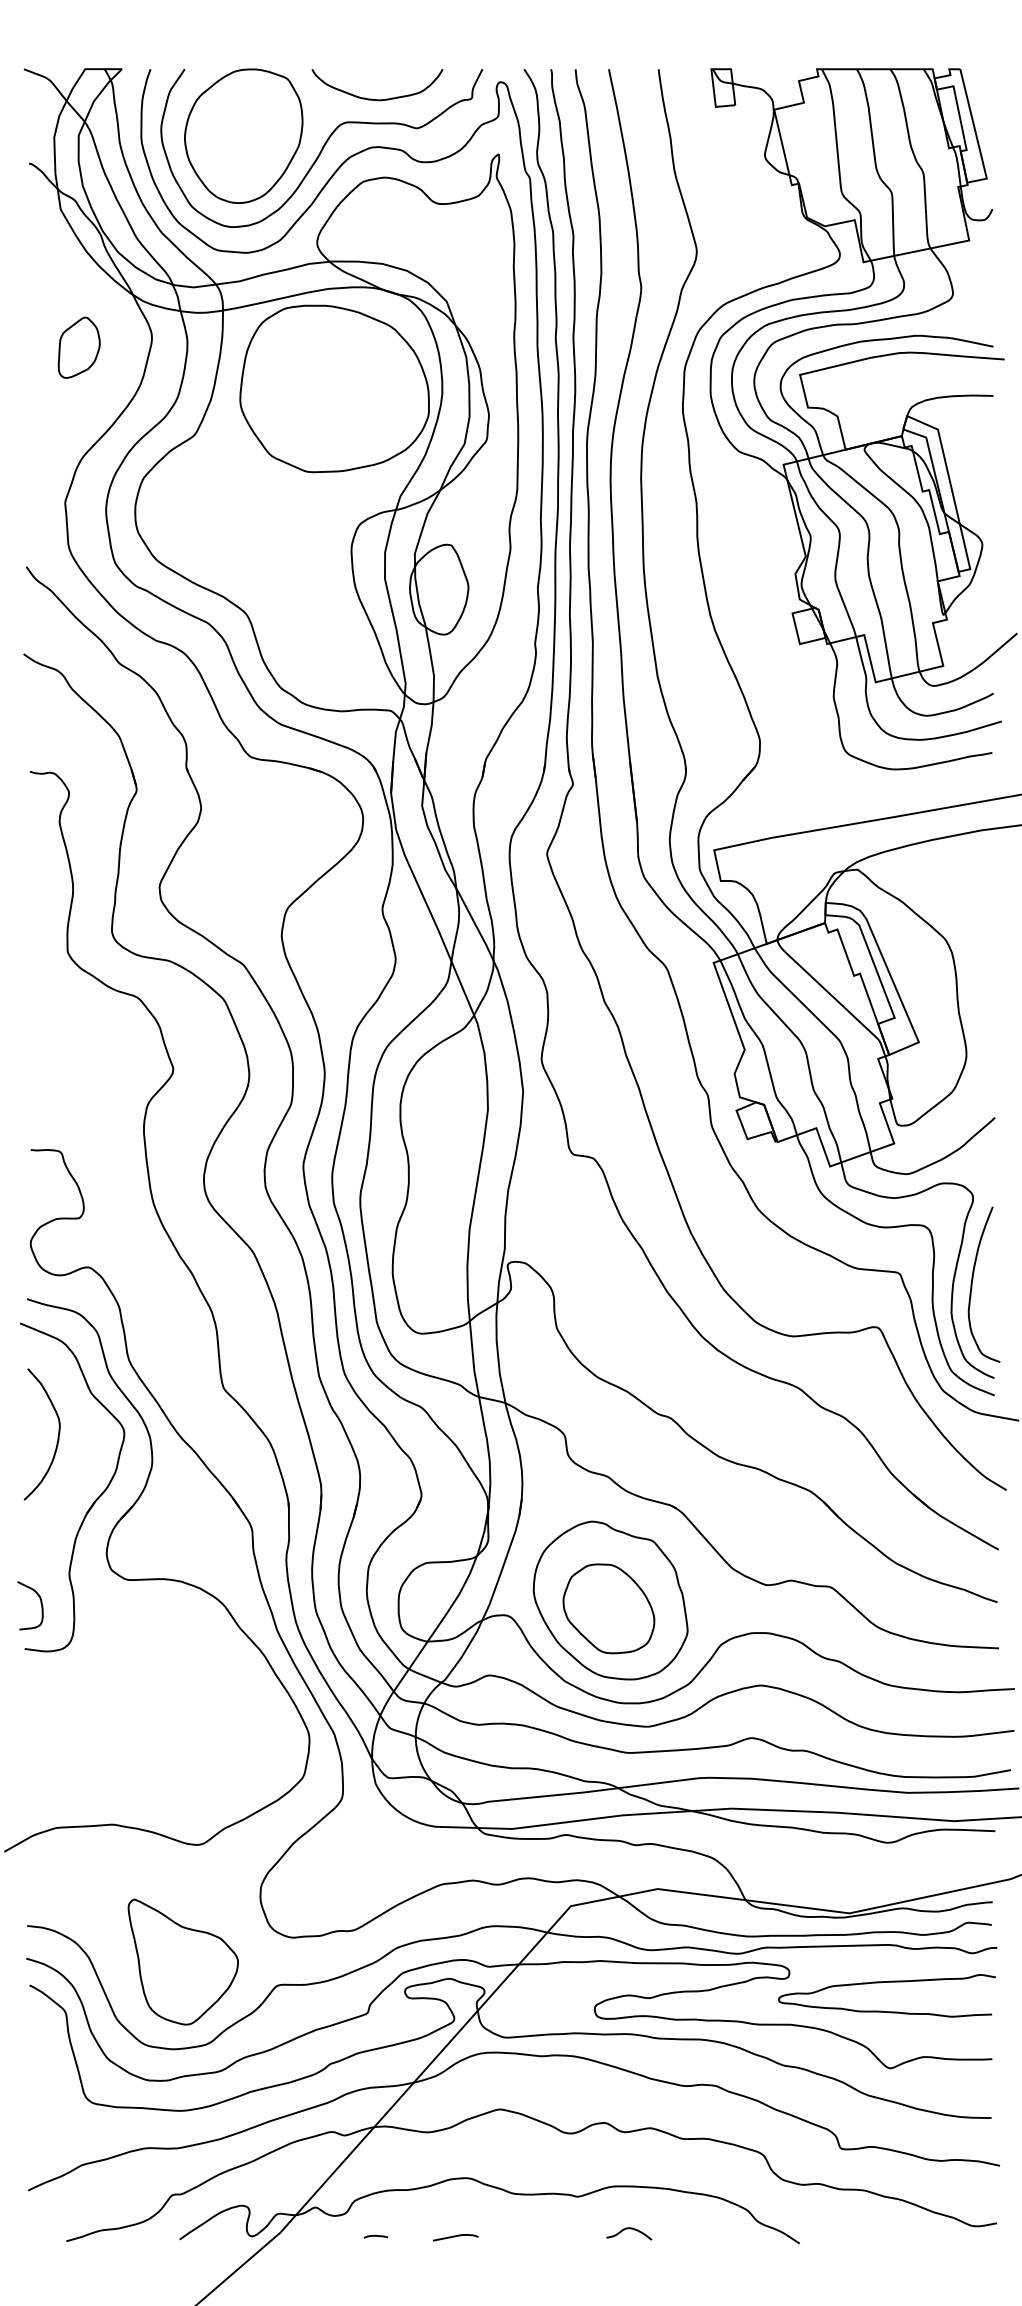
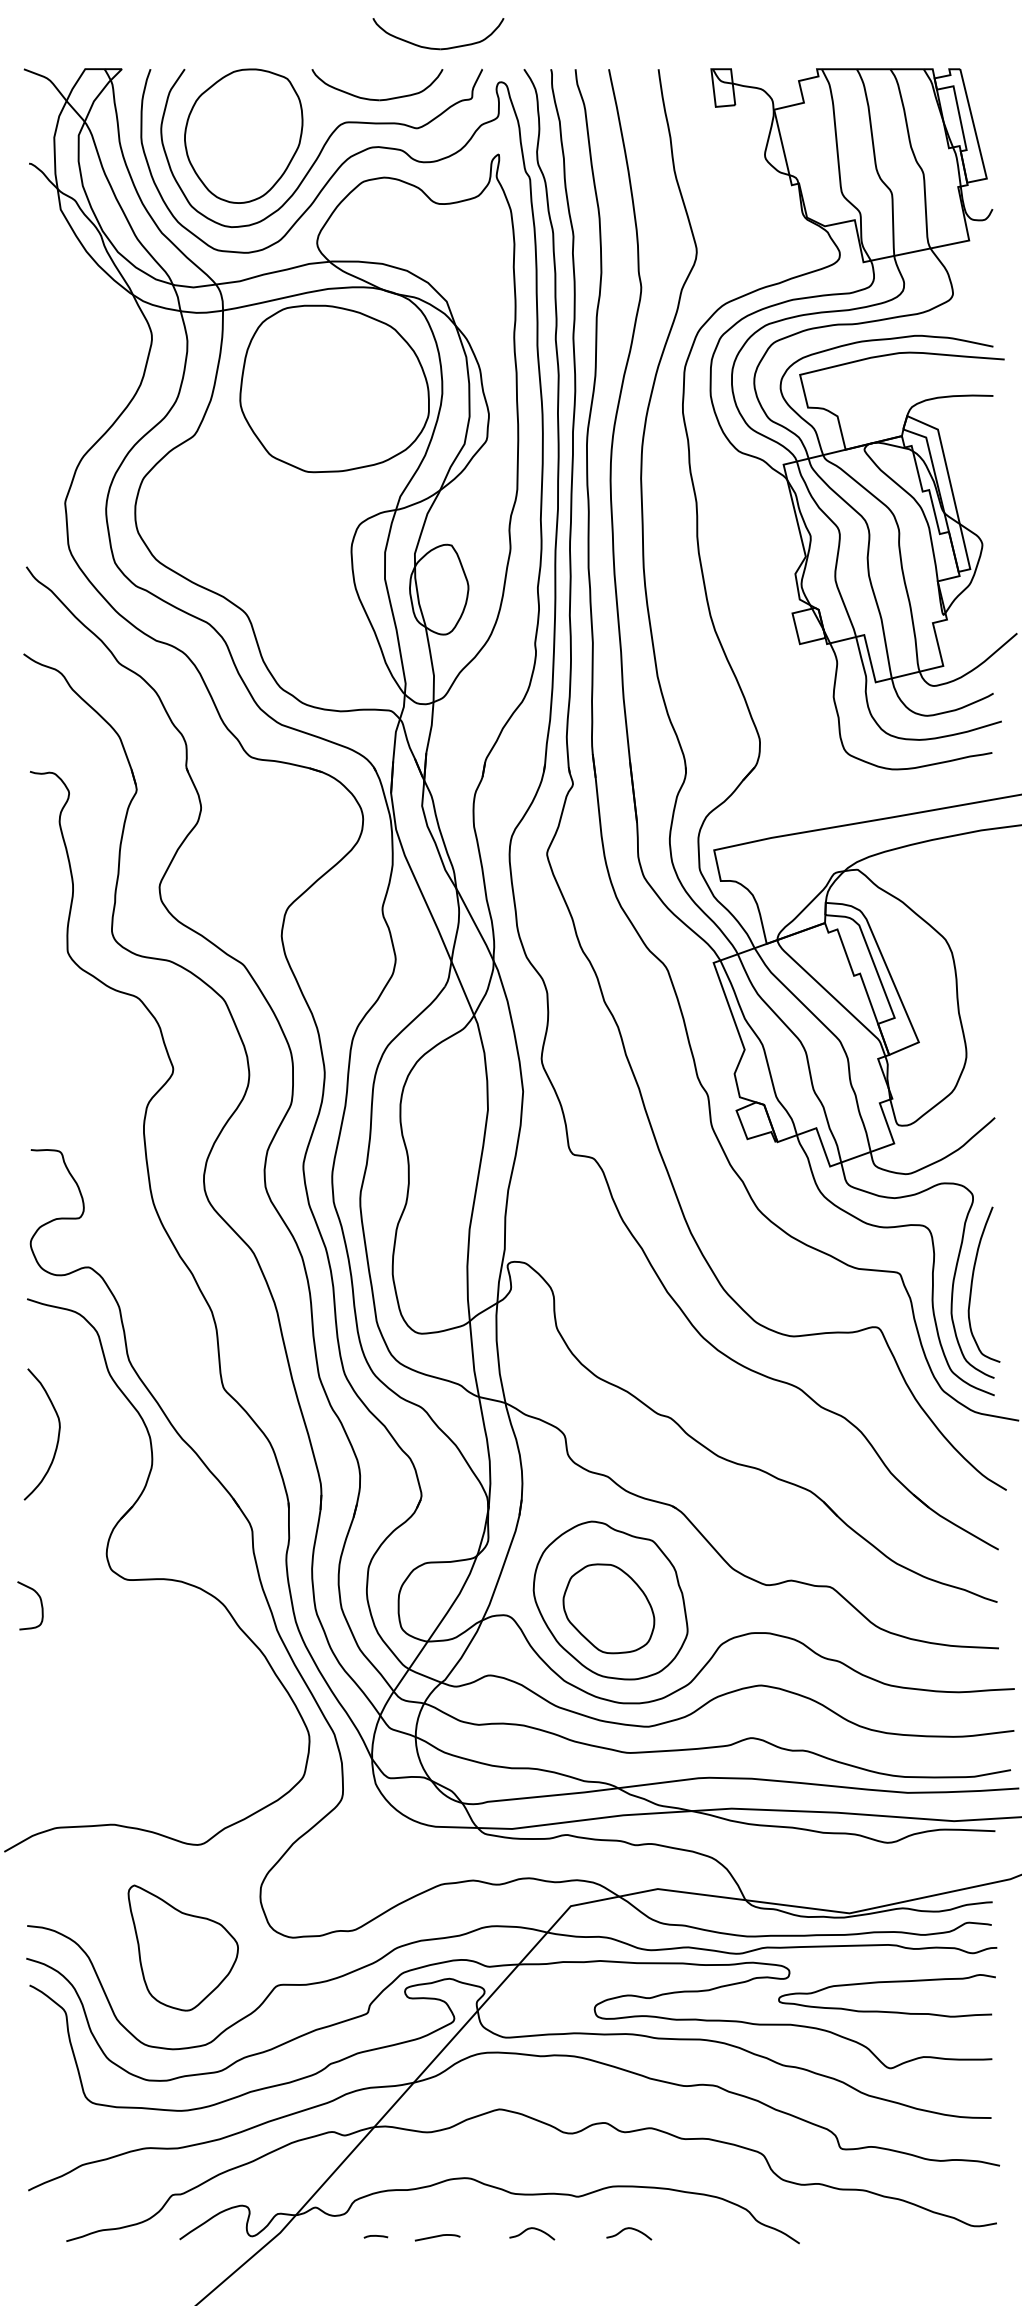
part: none -> present (433, 47)
part: present -> none (78, 347)
part: present -> none (91, 1504)
part position: (182, 1961) -> (182, 1947) (182, 1947)
curve: none -> present (532, 2229)
curve position: (455, 2237) -> (437, 2237) (437, 2237)
